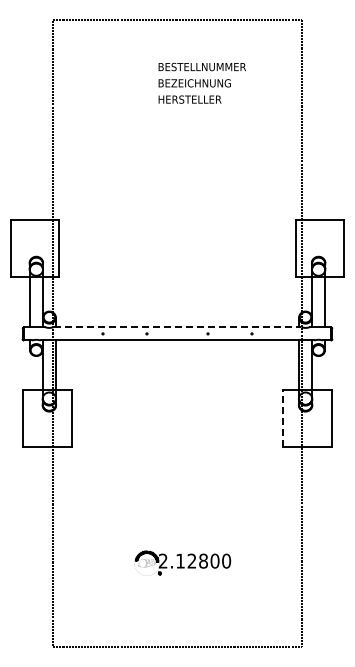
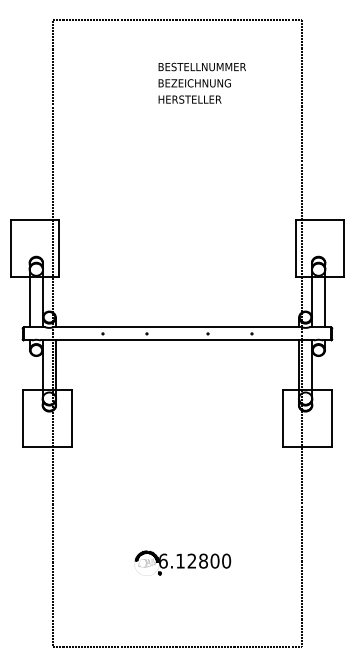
line: dashed -> solid (177, 327)
line: dashed -> solid (283, 418)
text: 2.12800 -> 6.12800 (163, 560)
